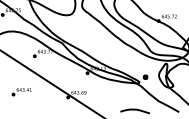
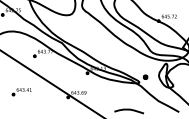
curve position: (134, 110) -> (128, 110) (128, 110)
